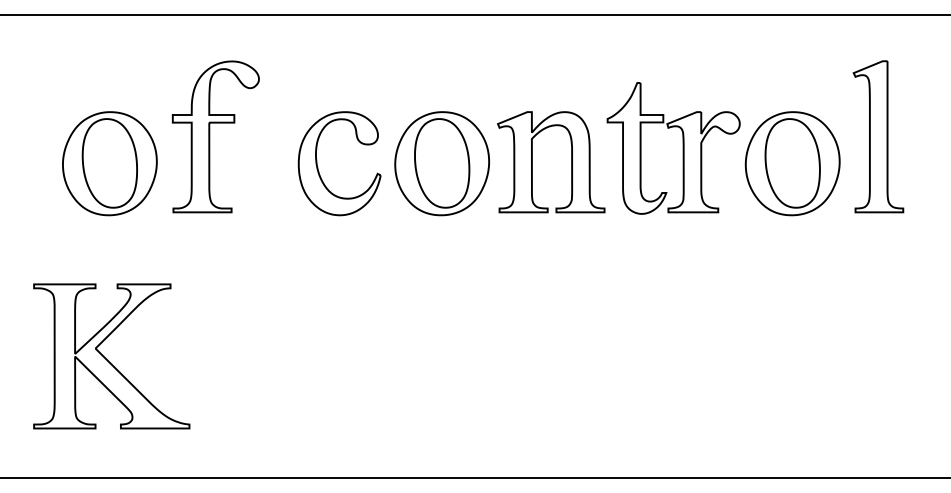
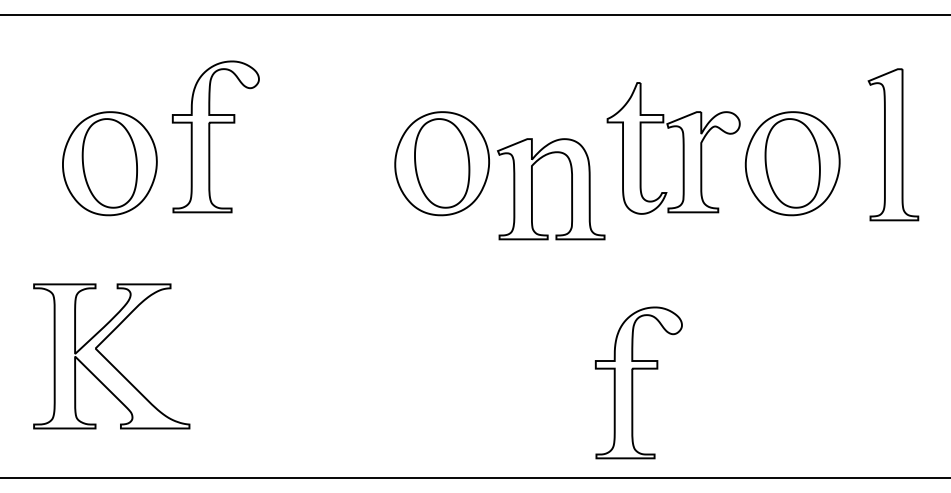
part position: (878, 136) -> (893, 144) (893, 144)
part position: (532, 162) -> (532, 189) (532, 189)
part: present -> none (318, 167)
part: none -> present (638, 382)
